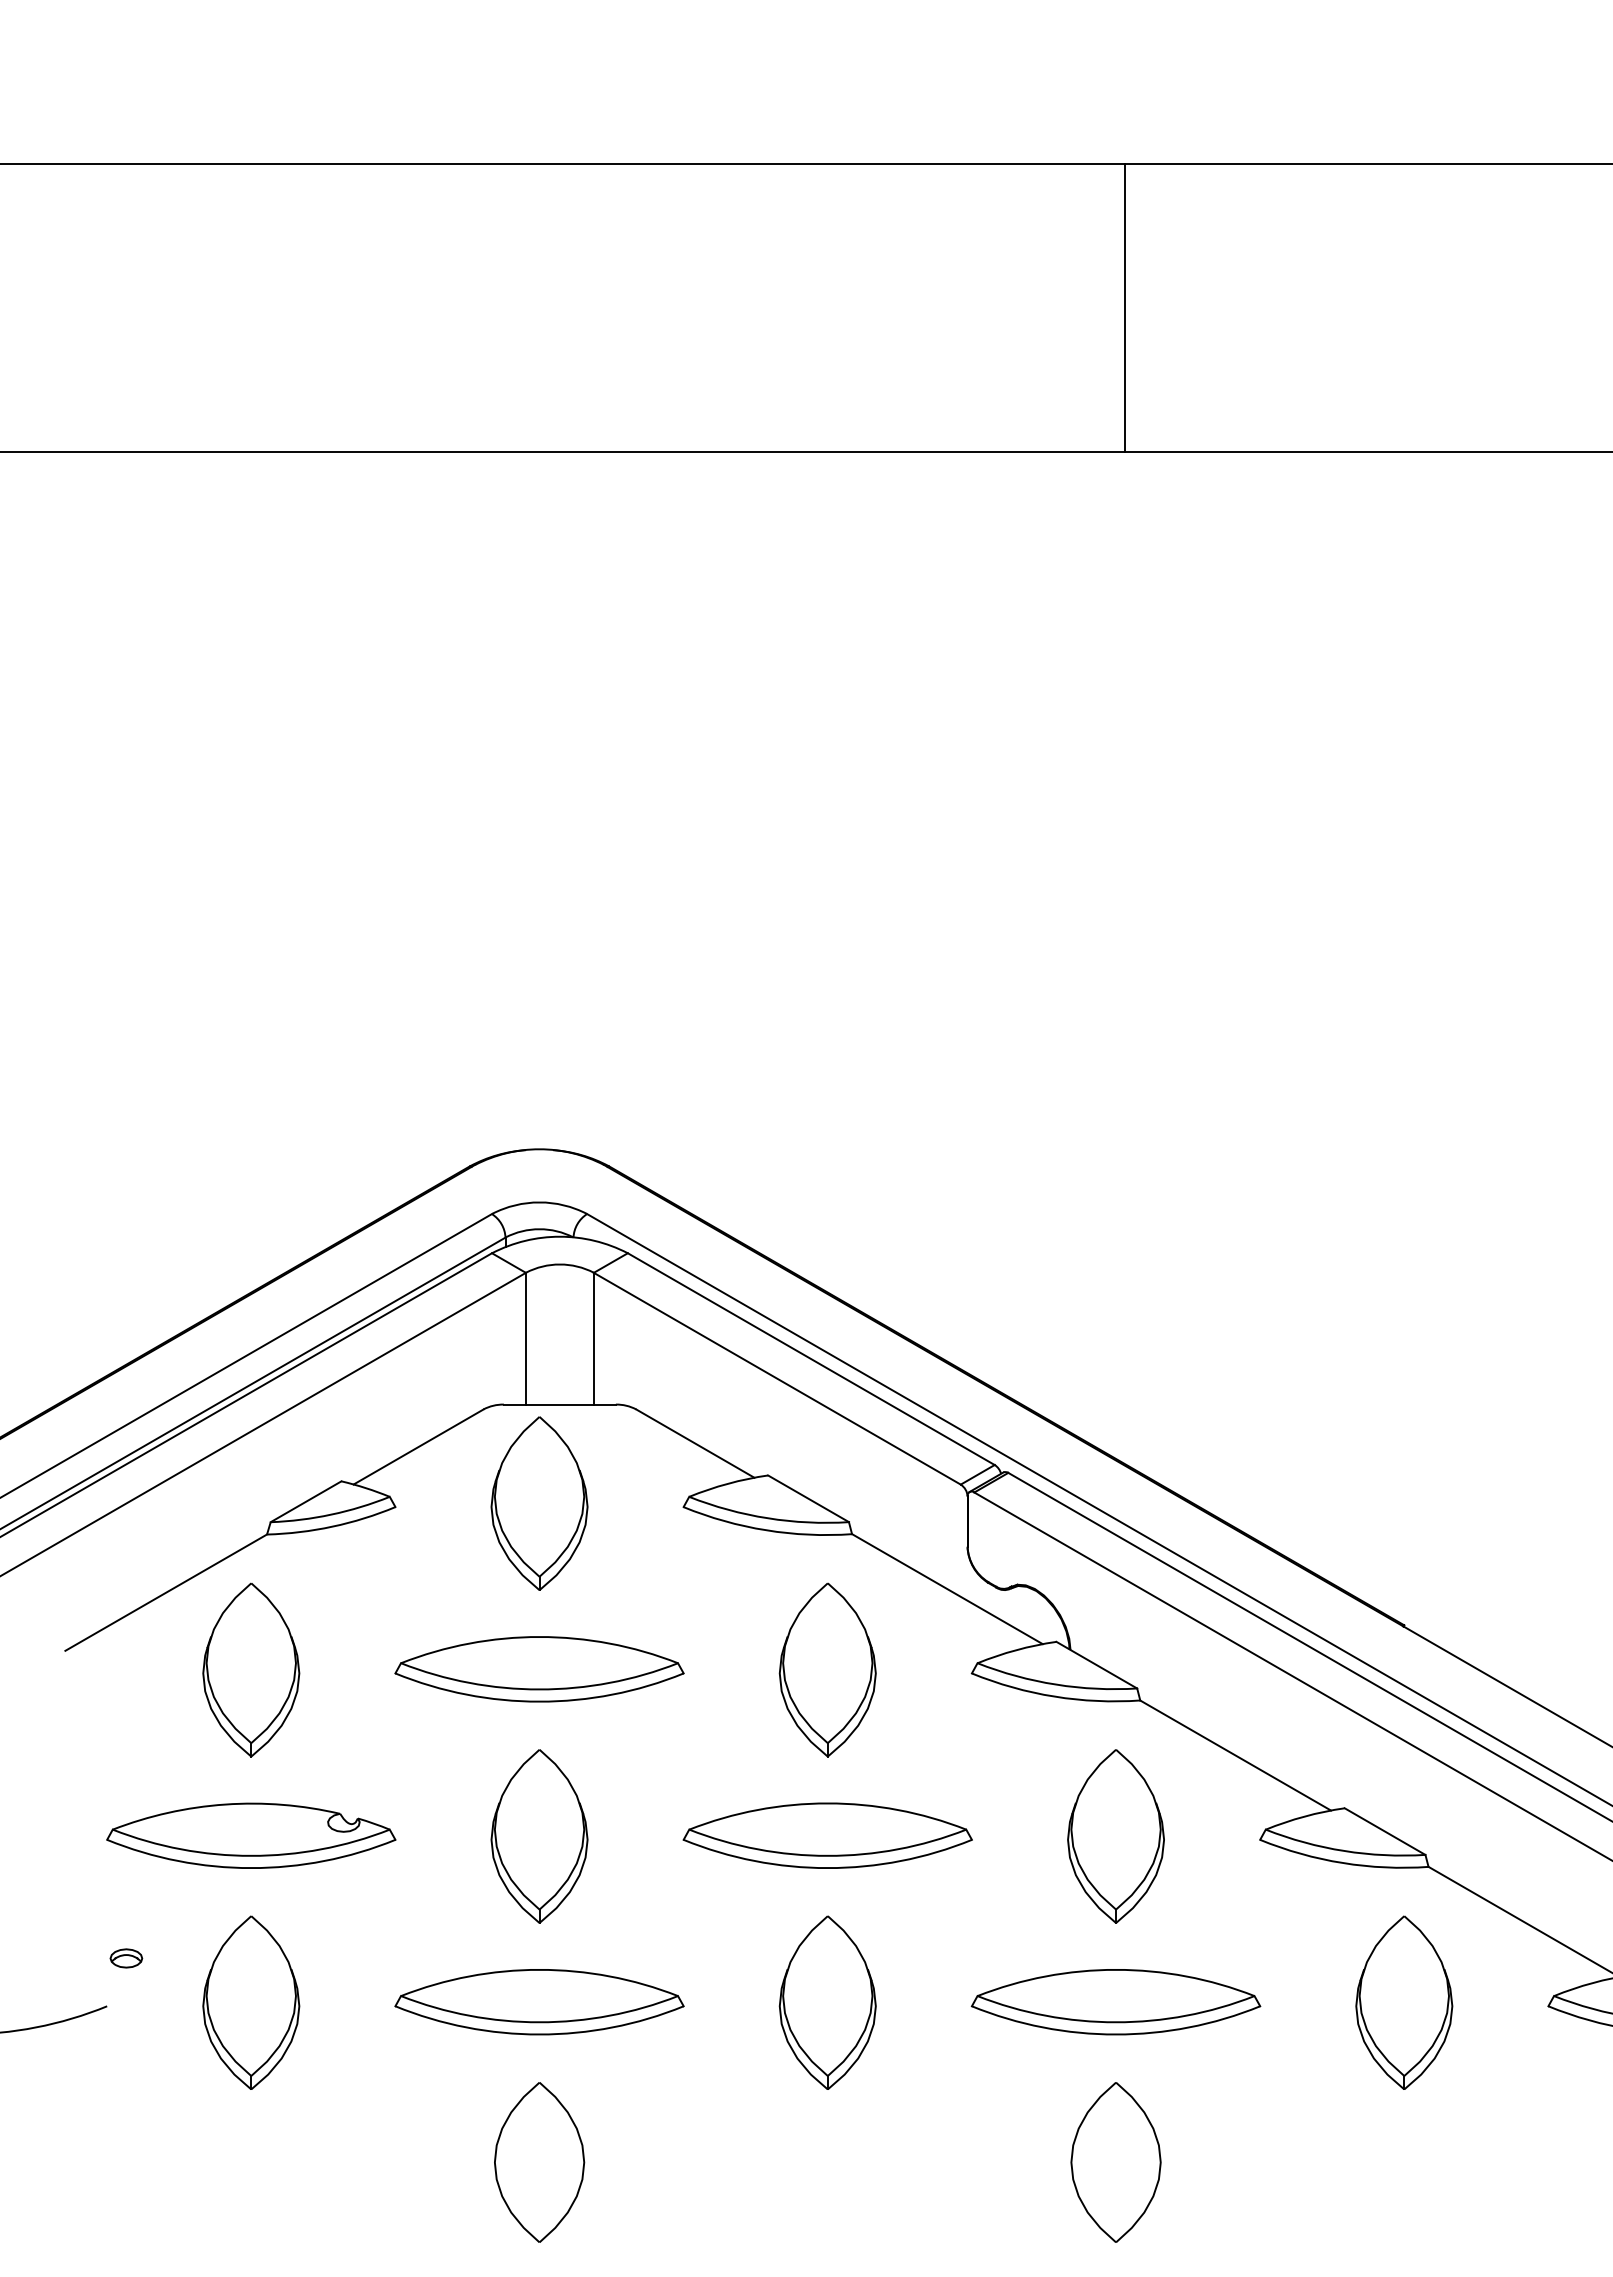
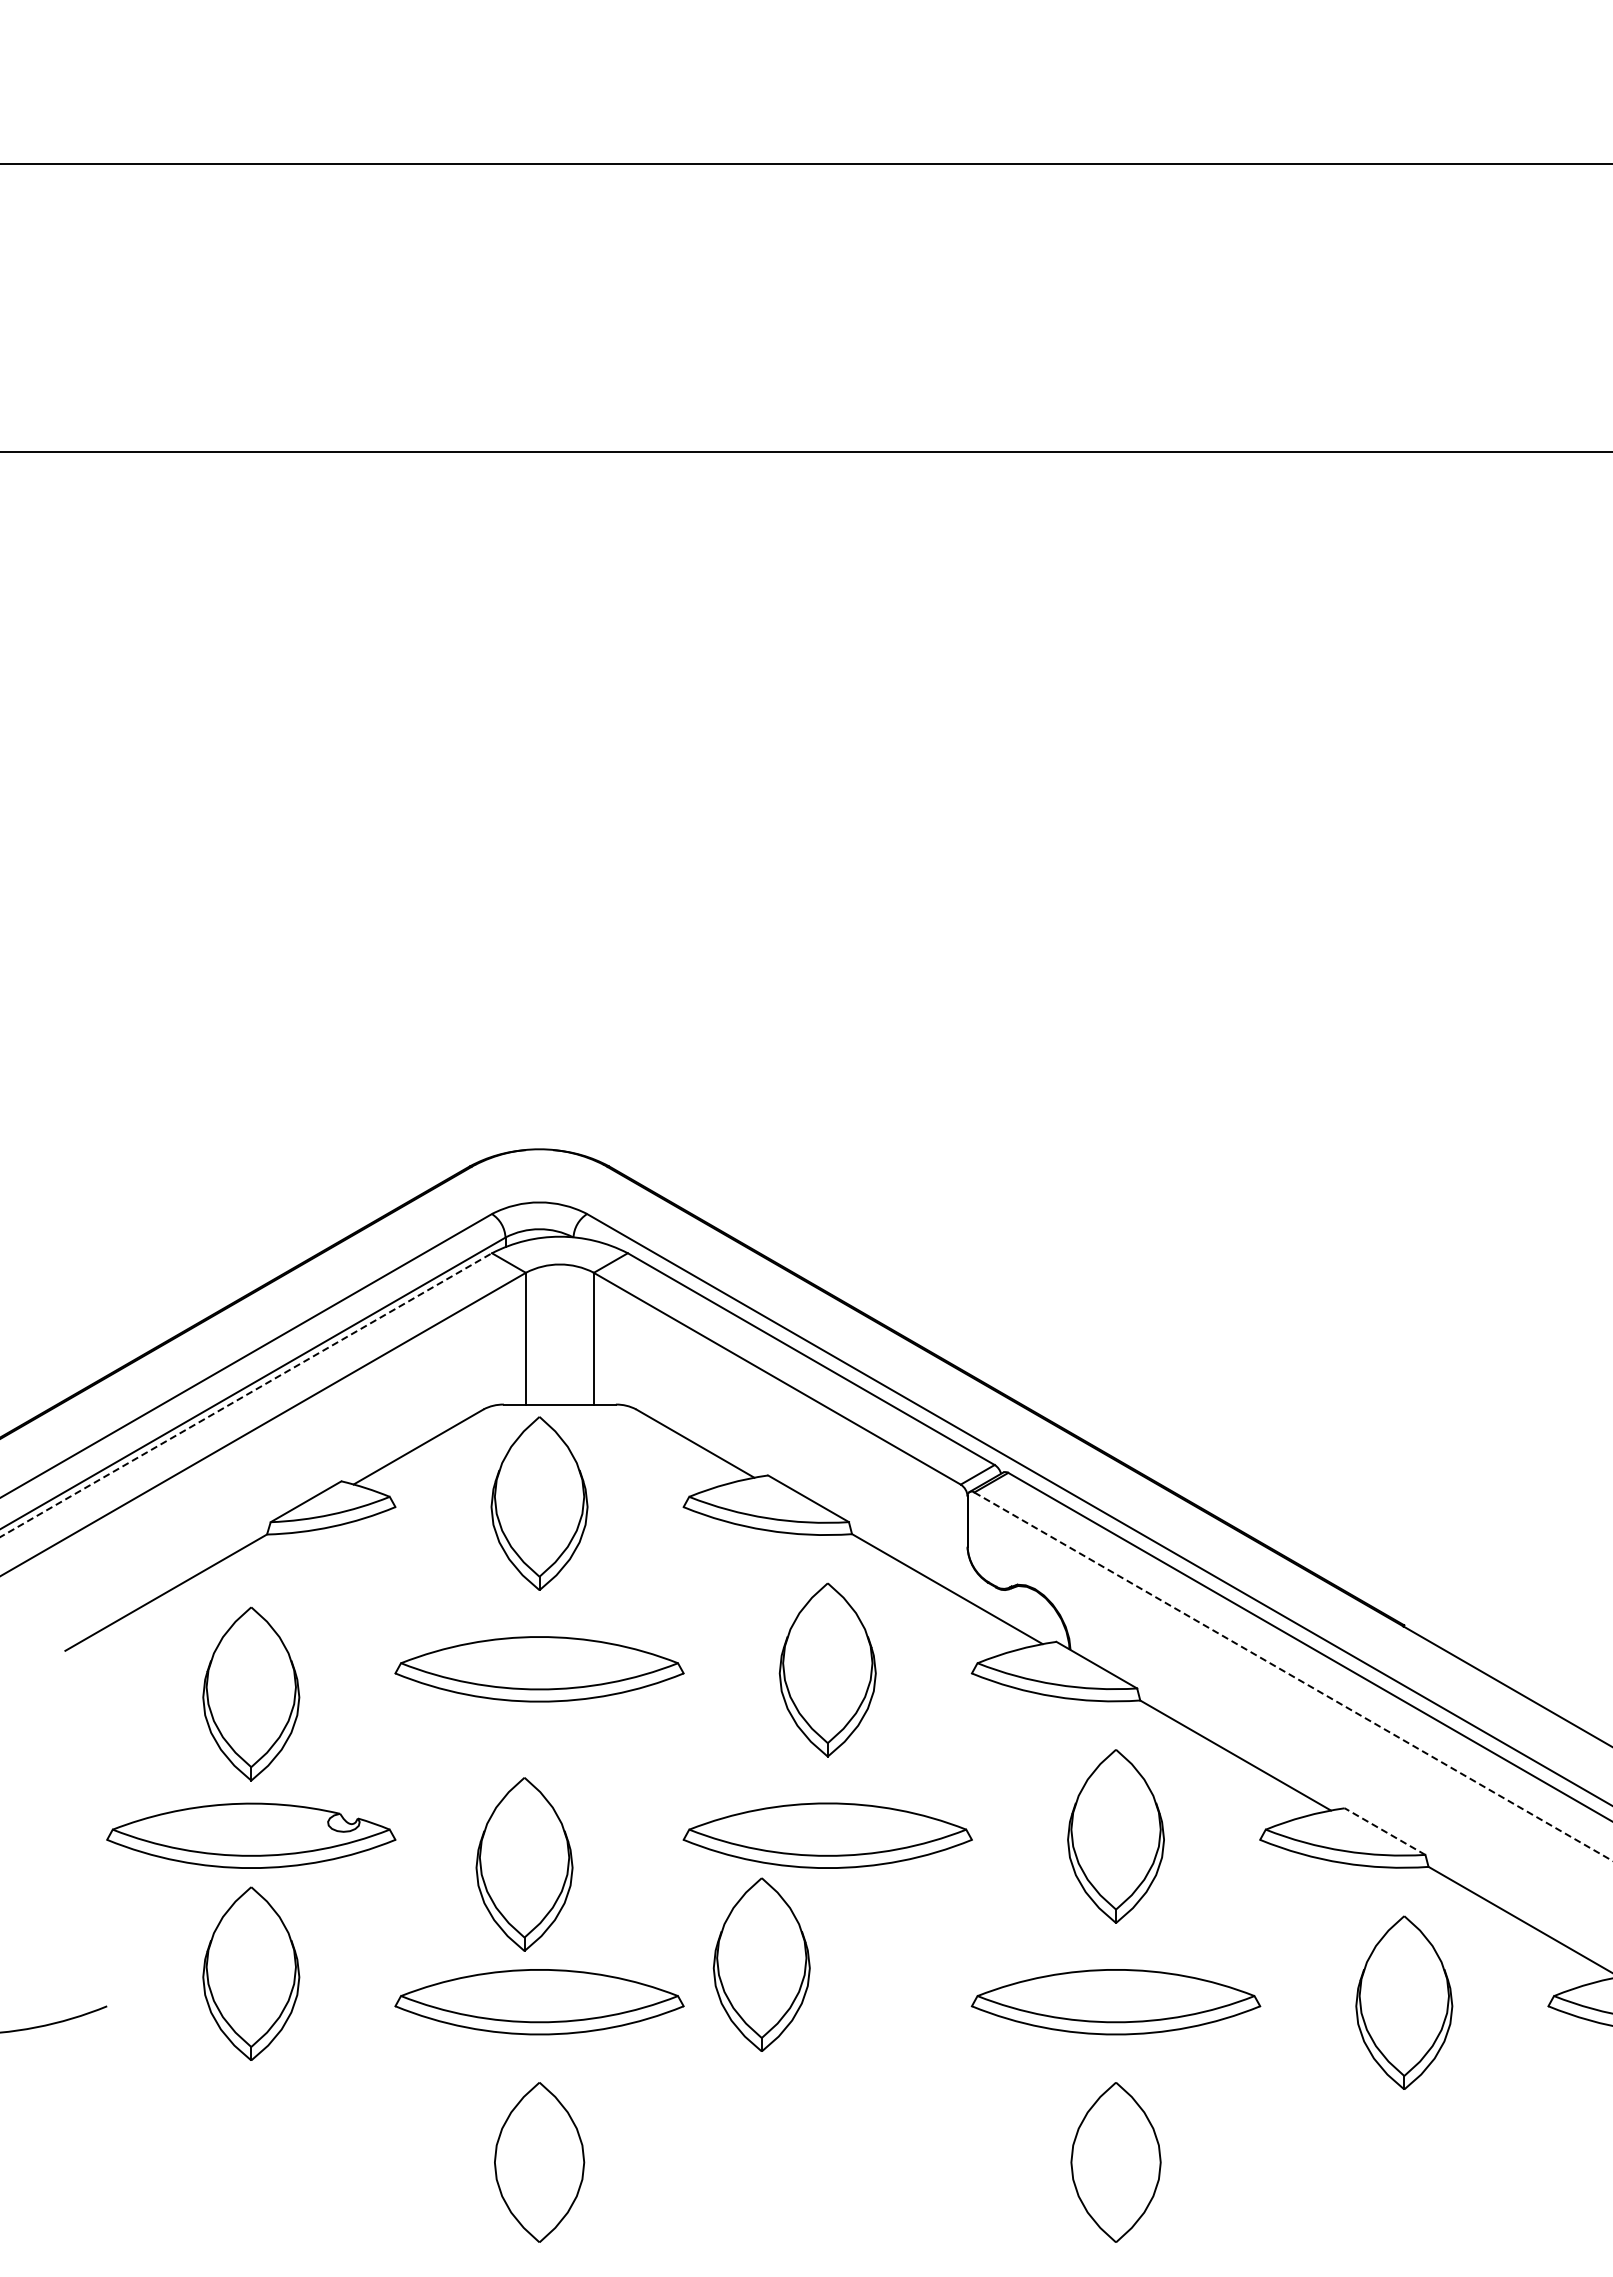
line: present -> none (1125, 308)
line: solid -> dashed (246, 1395)
part position: (251, 1669) -> (251, 1693) (251, 1693)
line: solid -> dashed (1293, 1676)
line: solid -> dashed (1385, 1831)
part position: (539, 1836) -> (524, 1864) (524, 1864)
part: present -> none (126, 1958)
part position: (251, 2002) -> (251, 1973) (251, 1973)
part position: (827, 2002) -> (761, 1964) (761, 1964)
